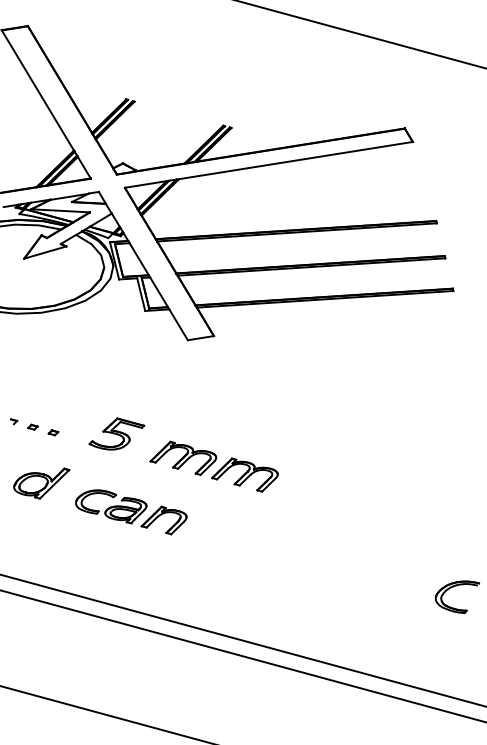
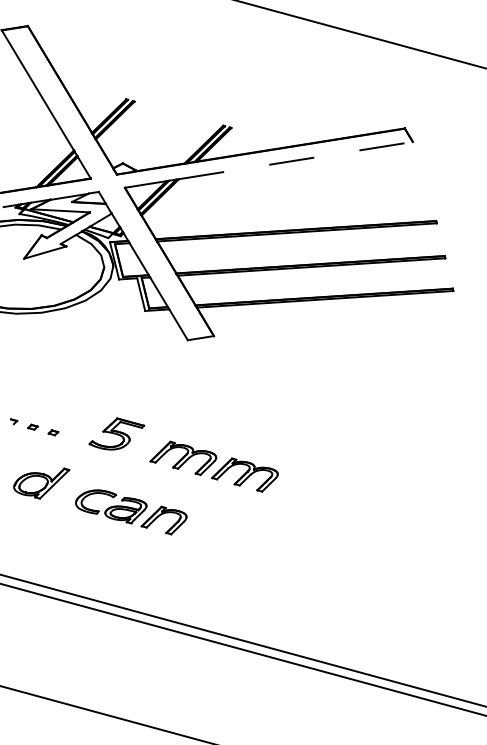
line: solid -> dashed (296, 160)
part: present -> none (453, 587)
line position: (242, 655) -> (242, 649) (242, 649)
